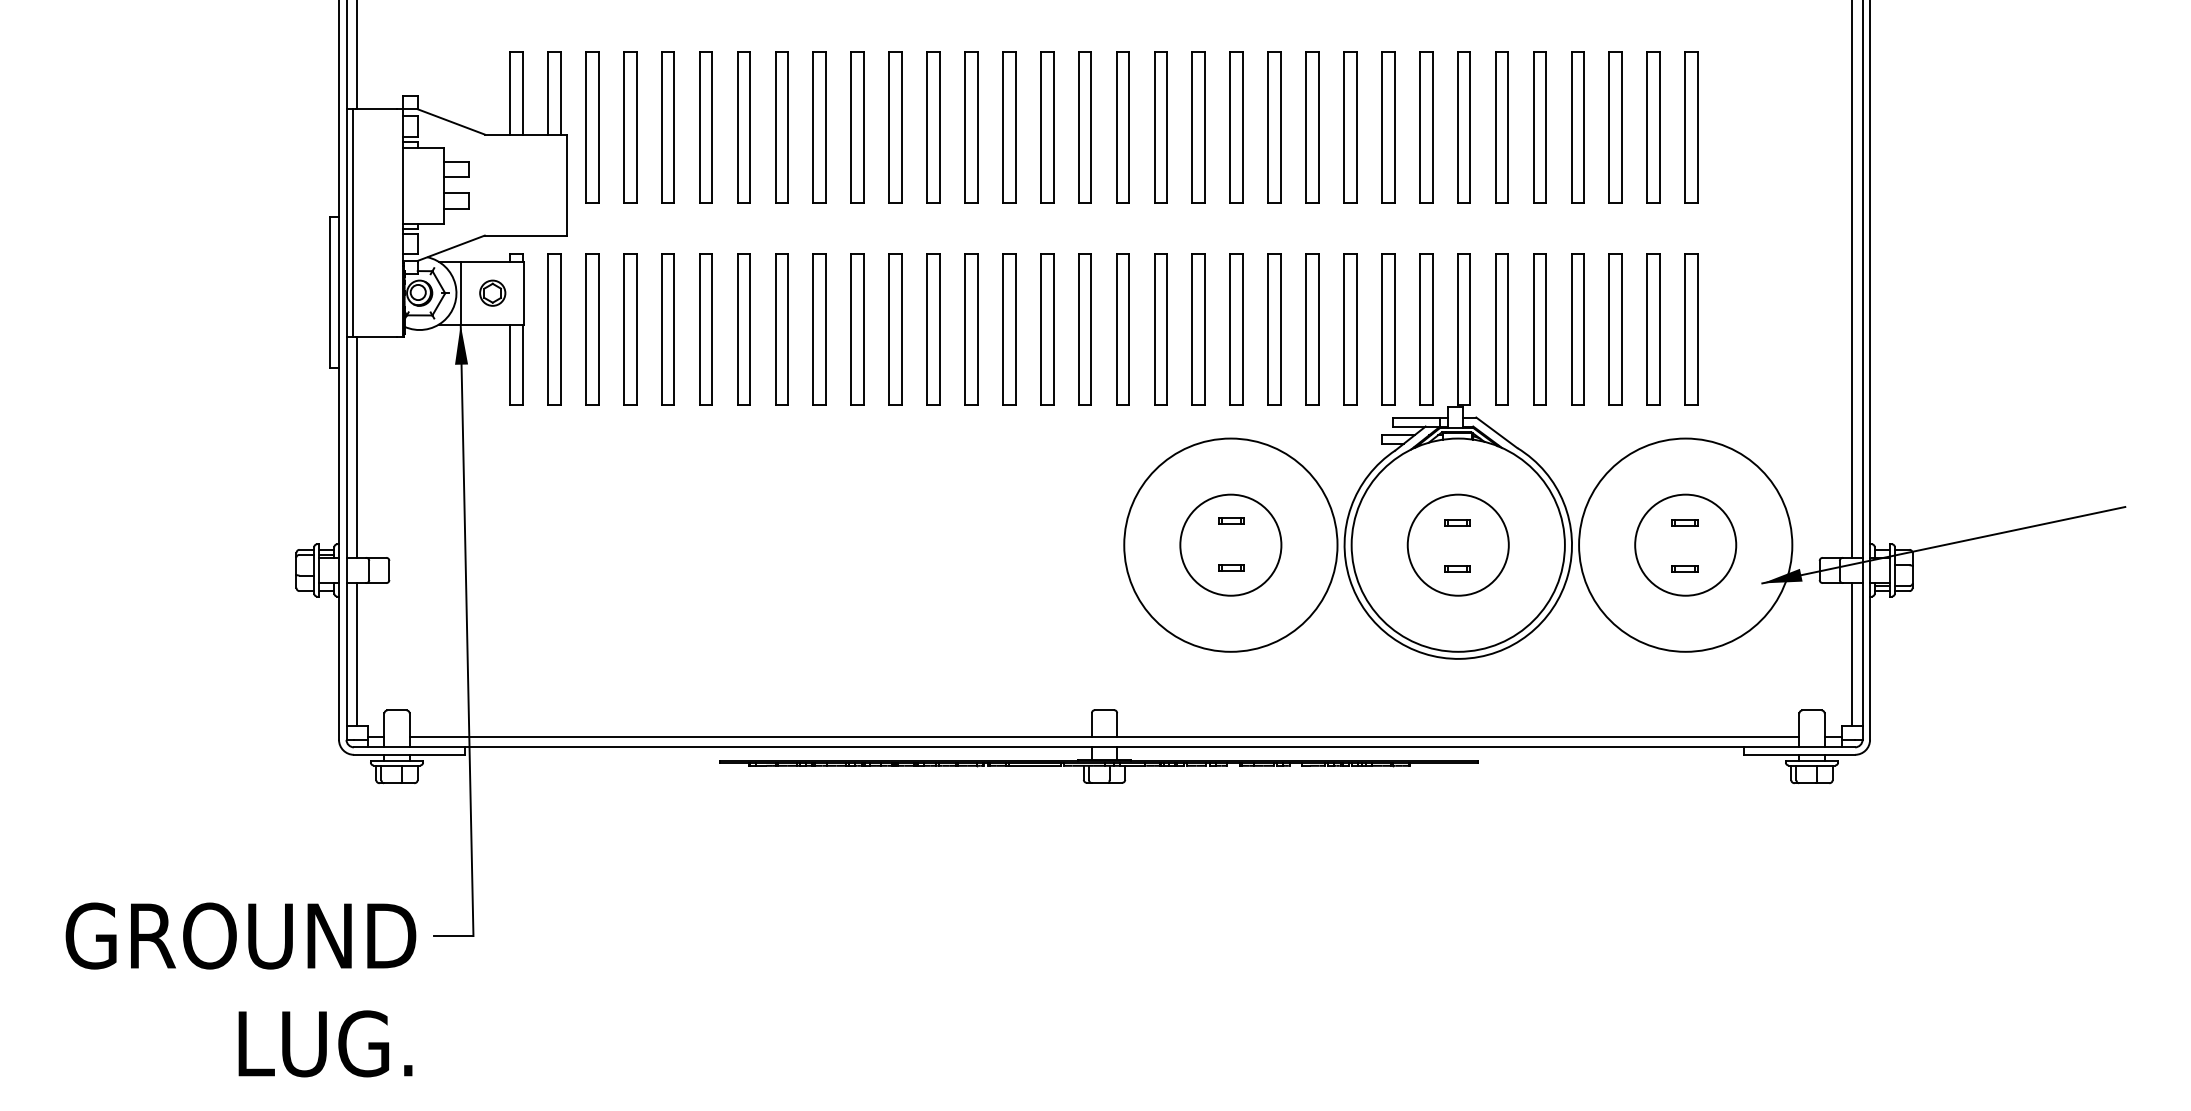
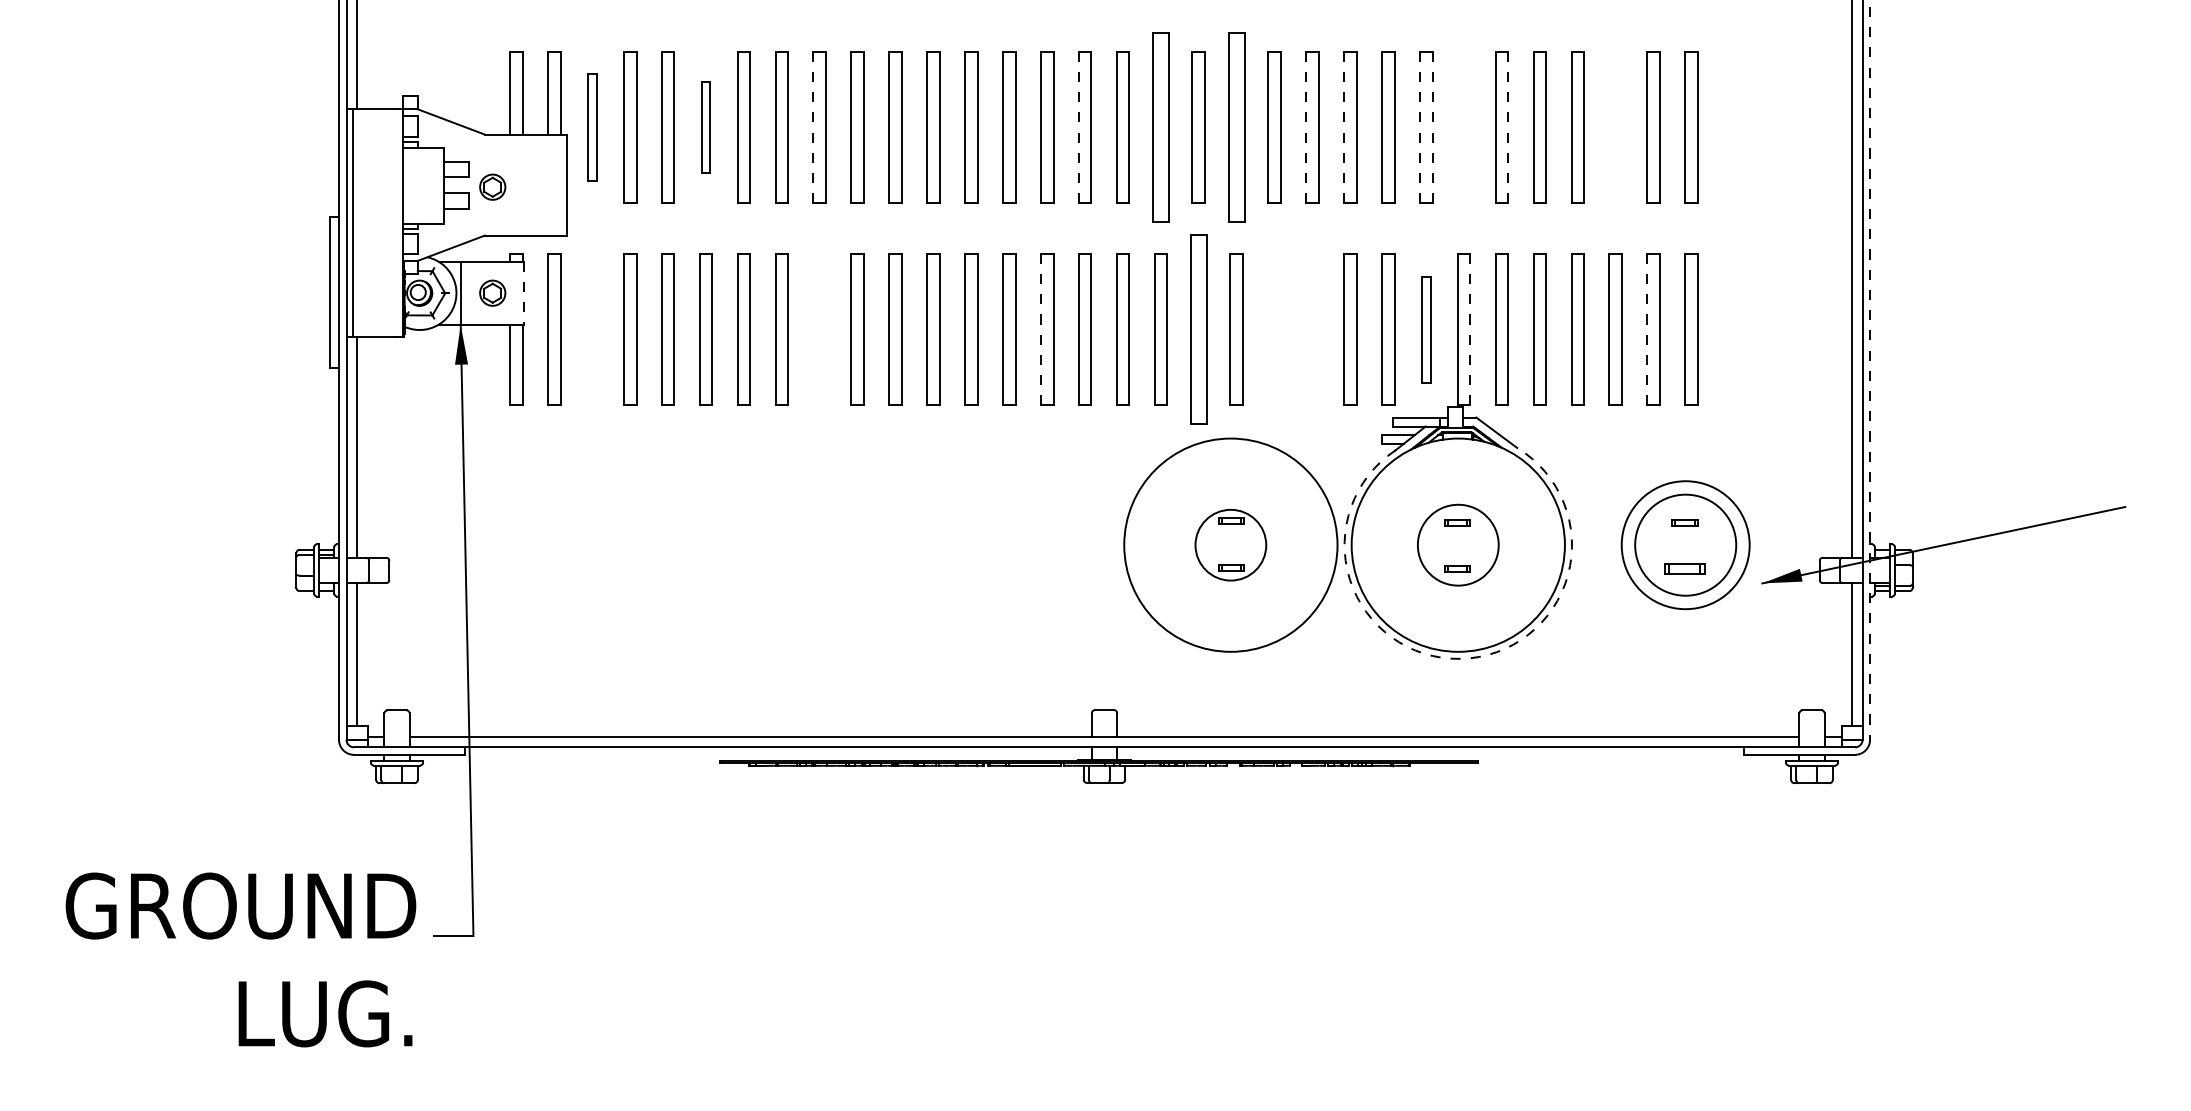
part size: 15x153 px -> 11x109 px (592, 127)
part size: 14x153 px -> 10x93 px (705, 127)
line: solid -> dashed (813, 127)
line: solid -> dashed (1078, 127)
part size: 14x153 px -> 18x191 px (1160, 127)
part size: 15x153 px -> 18x191 px (1236, 127)
line: solid -> dashed (1306, 127)
line: solid -> dashed (1344, 127)
line: solid -> dashed (1419, 127)
line: solid -> dashed (1432, 127)
part: present -> none (1463, 127)
line: solid -> dashed (1508, 127)
part: present -> none (1615, 127)
part: none -> present (492, 186)
line: solid -> dashed (523, 293)
part: present -> none (592, 329)
part: present -> none (819, 329)
line: solid -> dashed (1040, 329)
part size: 15x153 px -> 18x191 px (1198, 329)
part: present -> none (1274, 329)
part: present -> none (1312, 329)
part size: 15x153 px -> 11x108 px (1426, 329)
line: solid -> dashed (1470, 329)
line: solid -> dashed (1647, 329)
line: solid -> dashed (1870, 370)
circle diameter: 101 px -> 71 px (1230, 544)
circle diameter: 101 px -> 81 px (1457, 544)
circle diameter: 213 px -> 128 px (1685, 545)
part size: 28x8 px -> 42x12 px (1684, 568)
arc: solid -> dashed (1460, 658)
text position: (240, 989) -> (240, 959) (240, 959)
